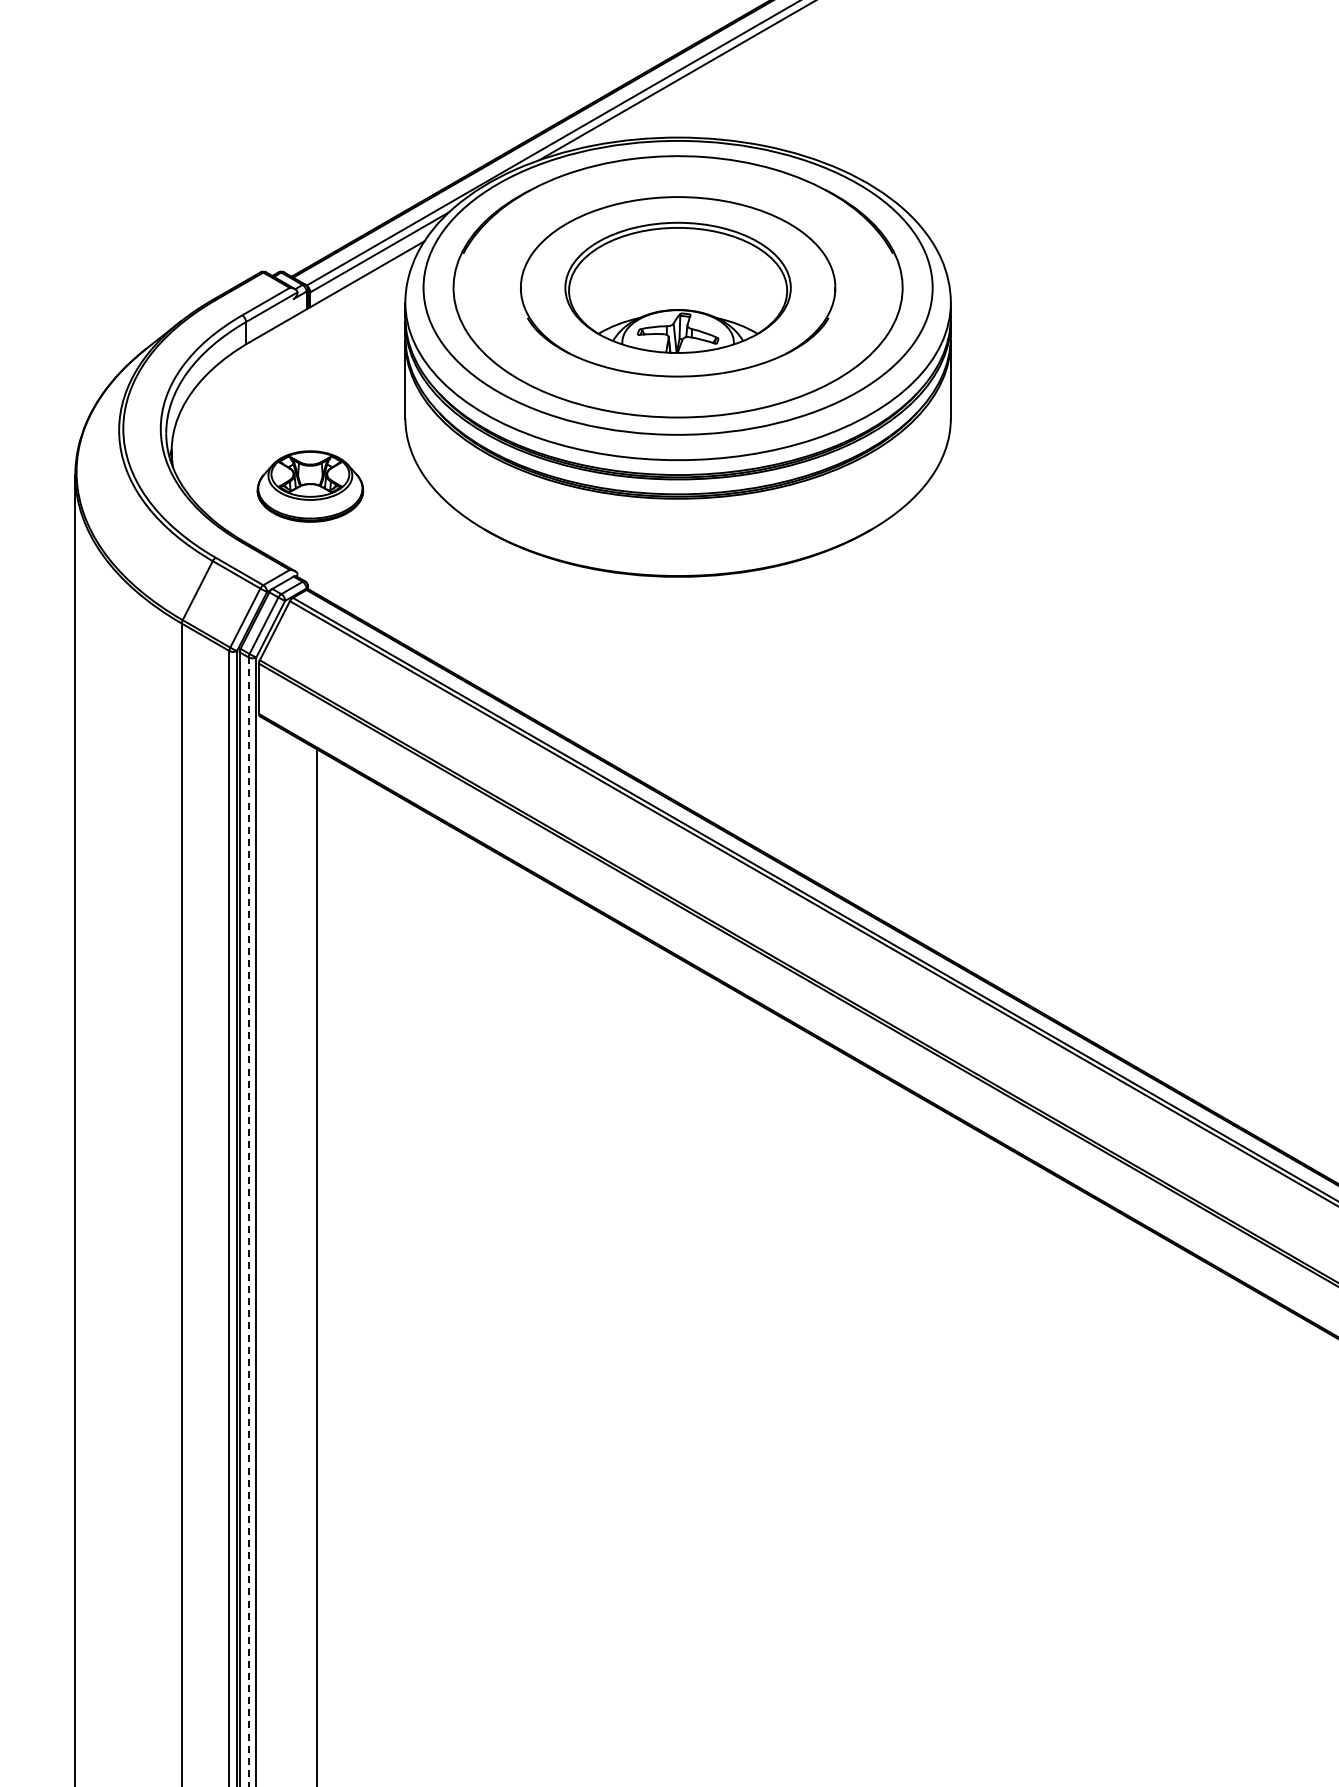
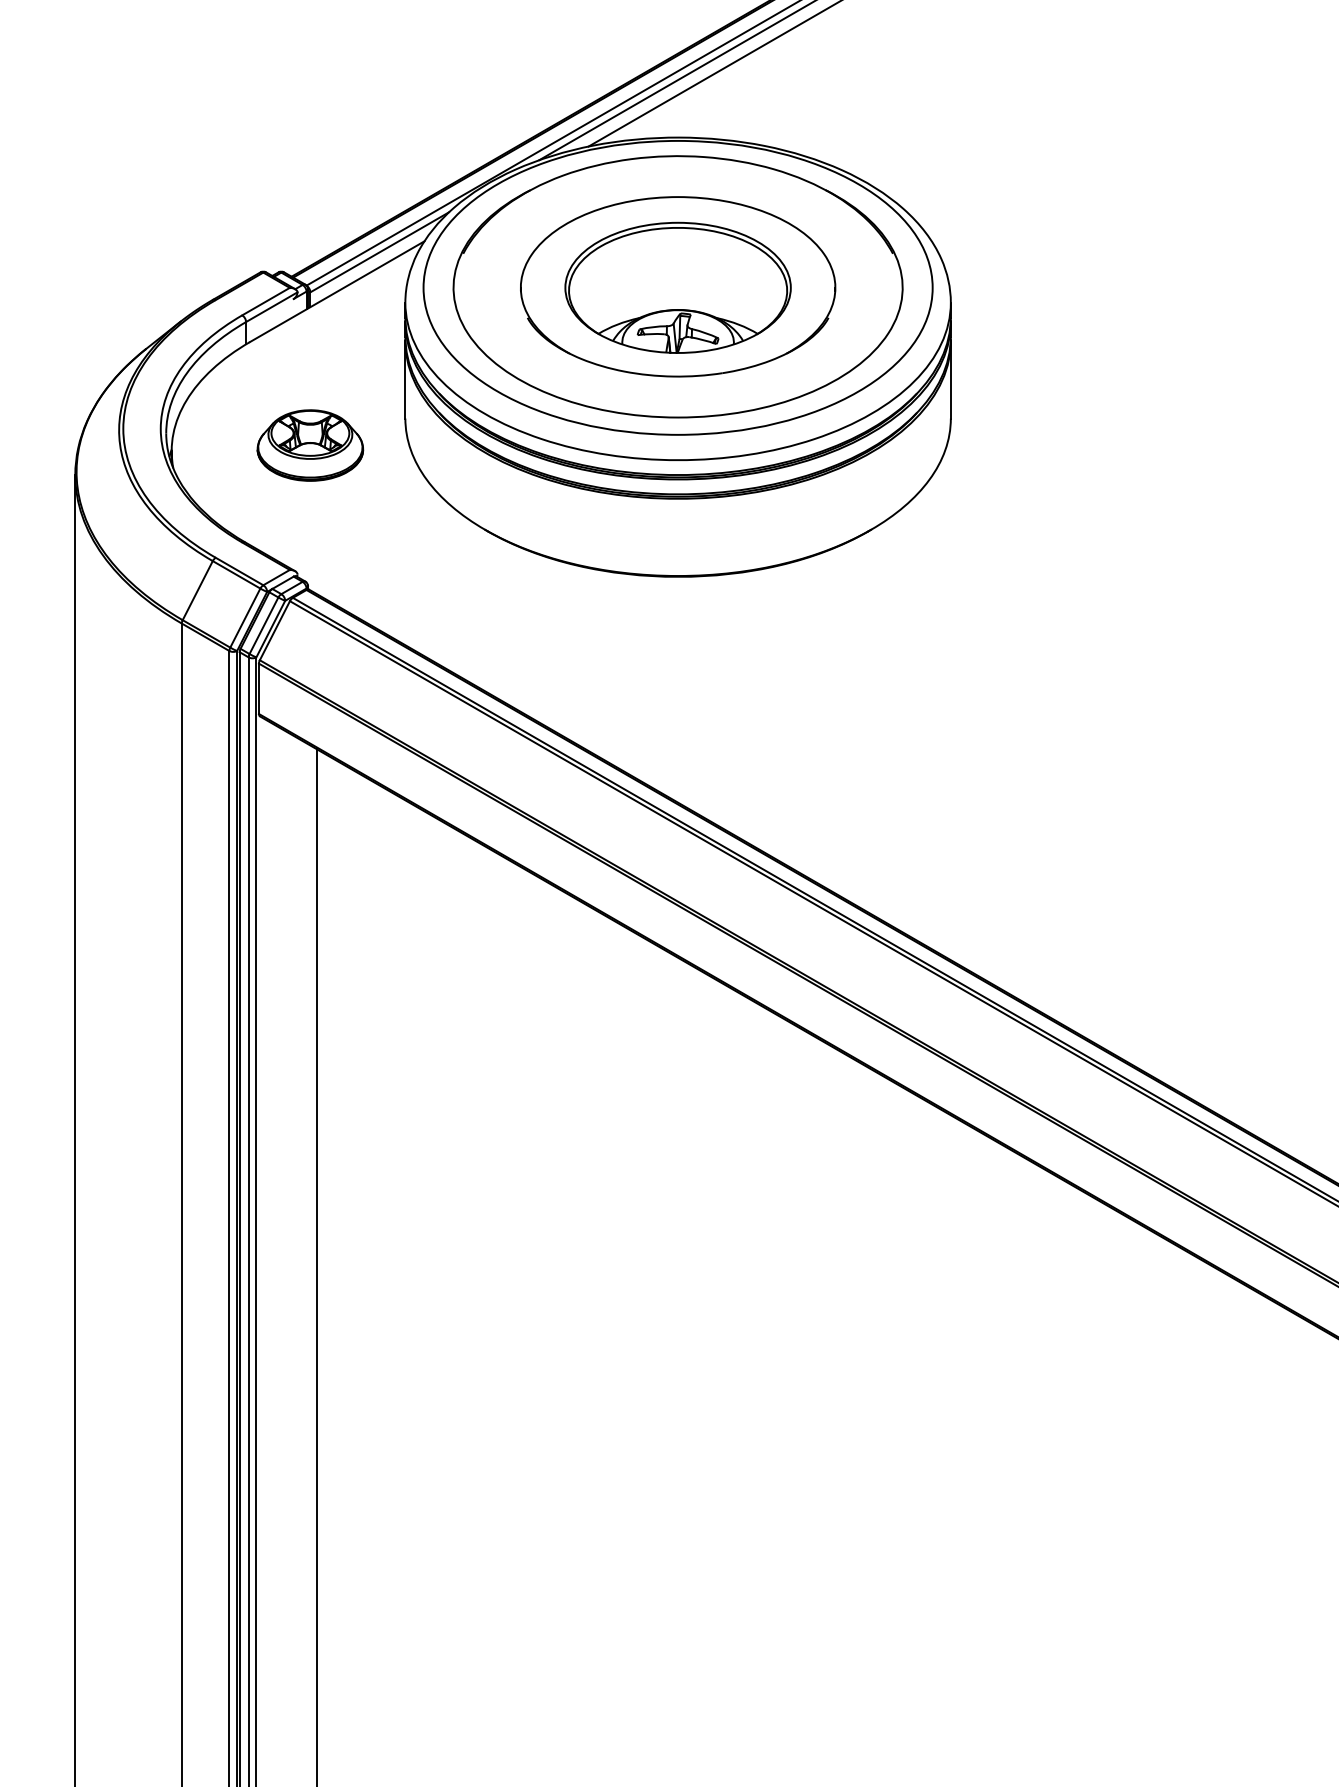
line: none -> present (713, 74)
part position: (310, 486) -> (310, 445) (310, 445)
line: dashed -> solid (248, 1222)
